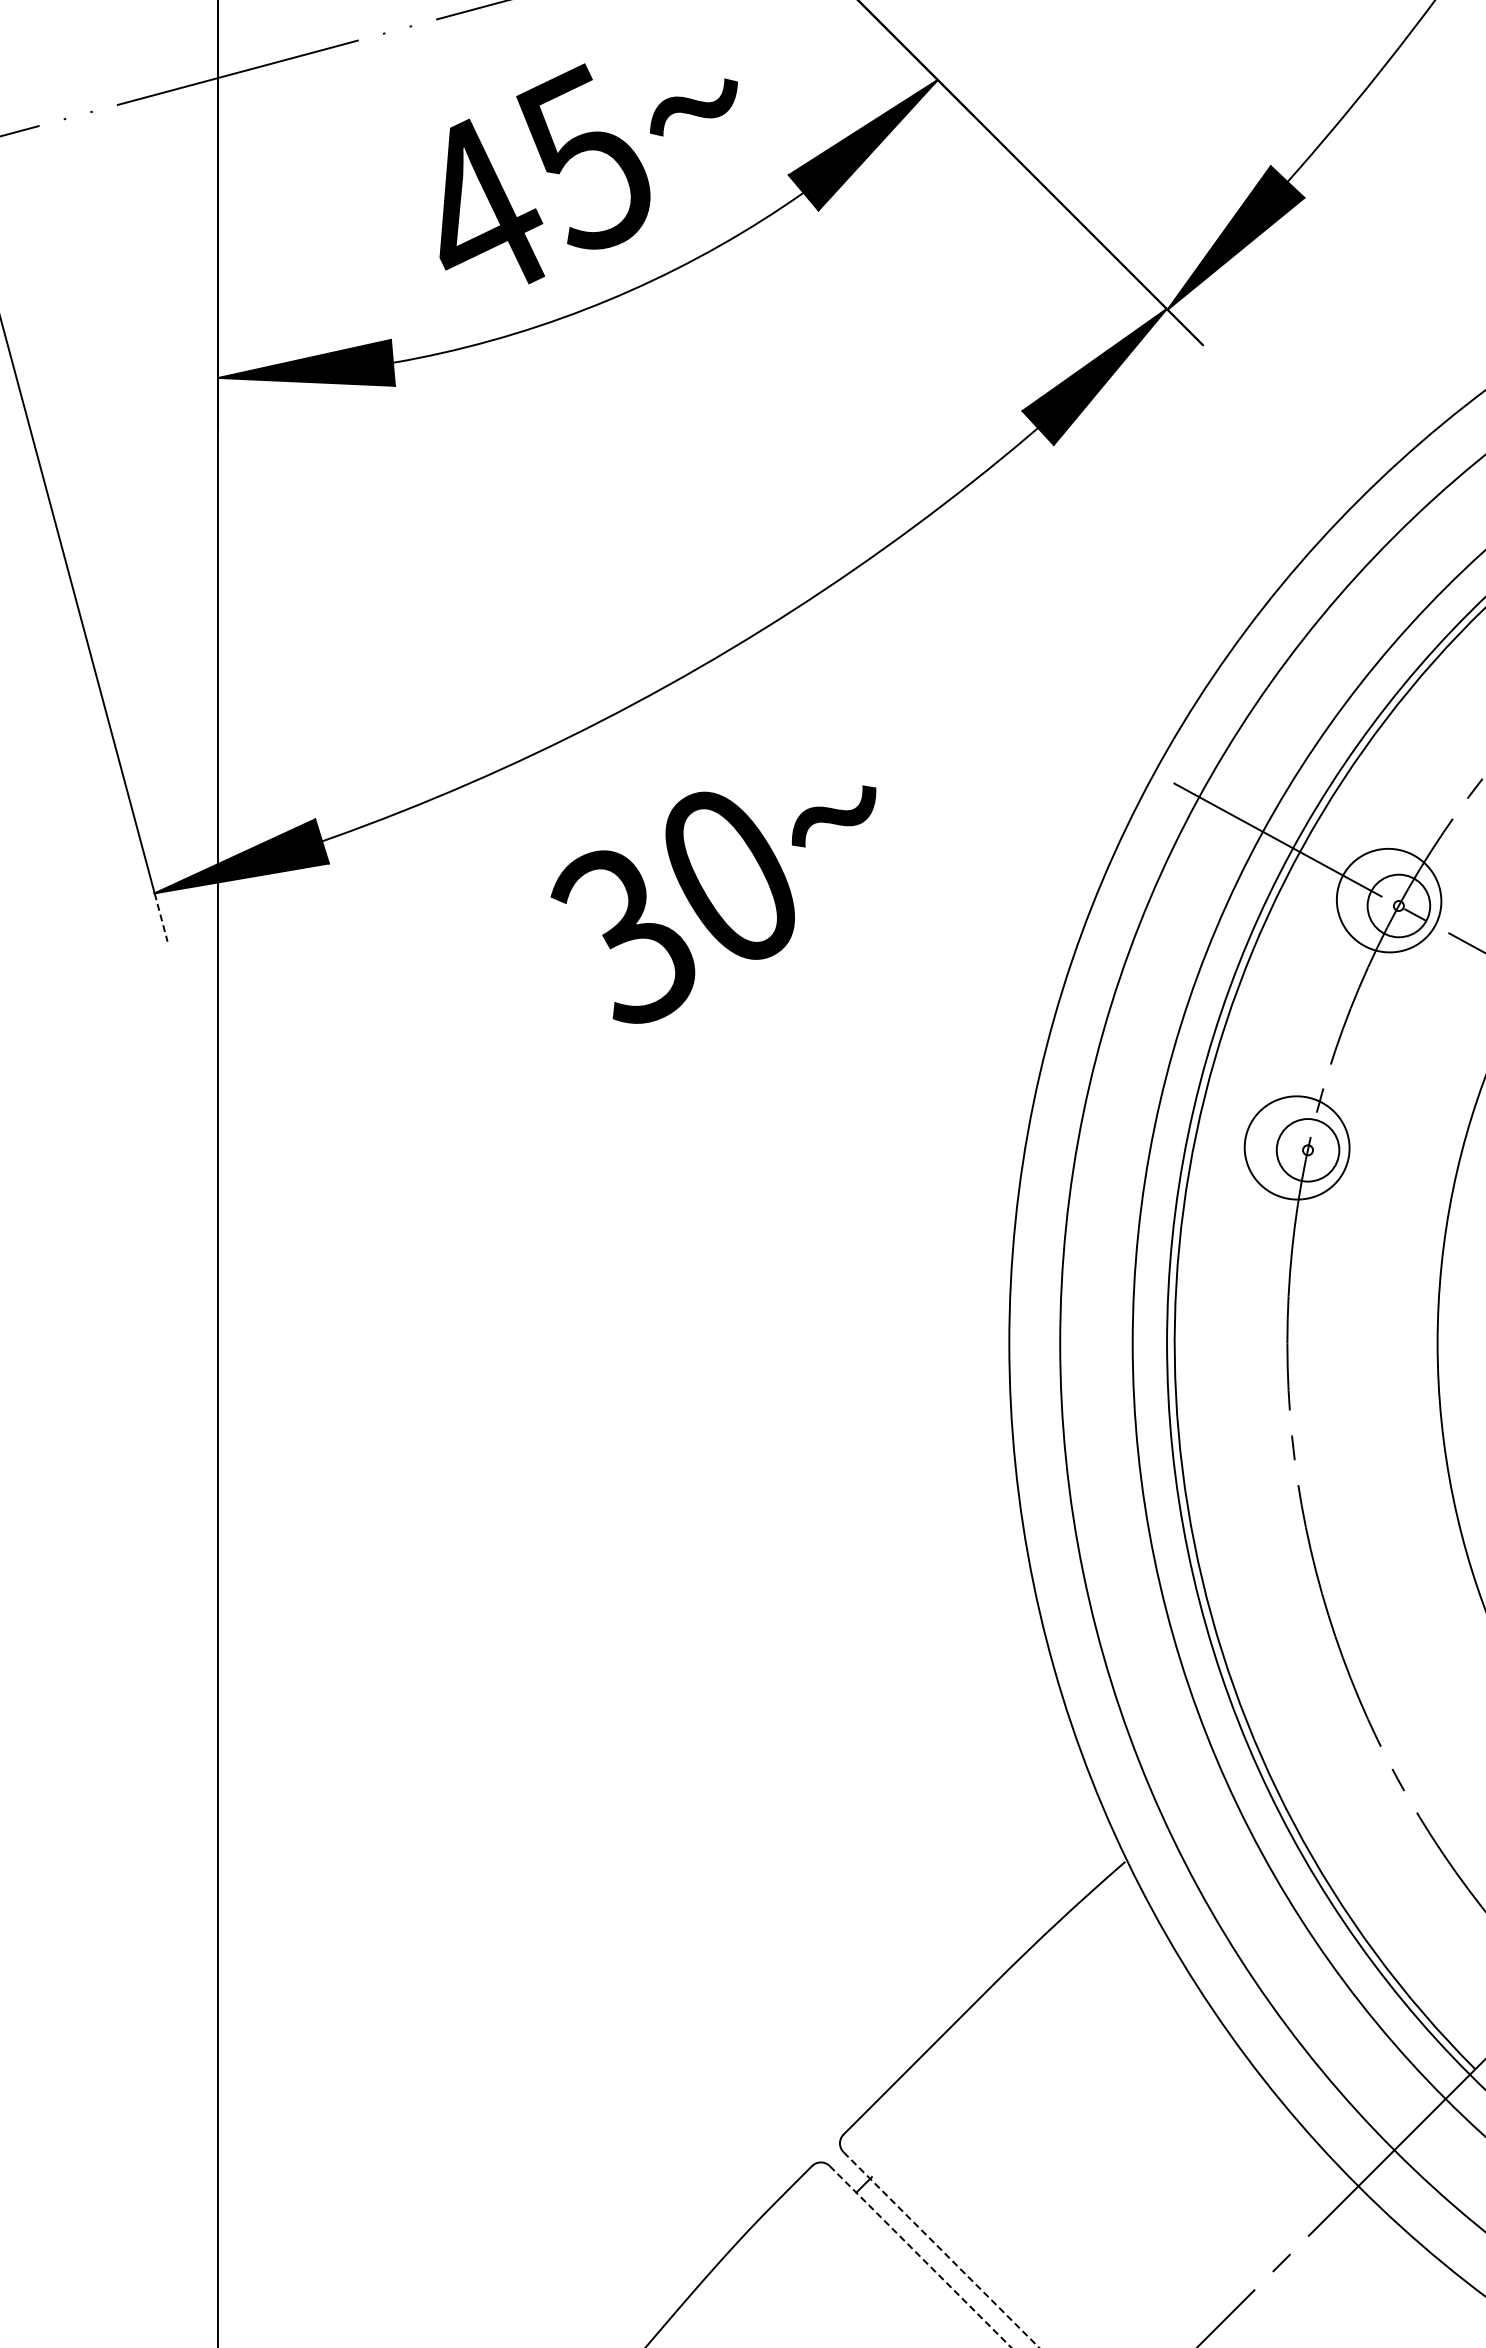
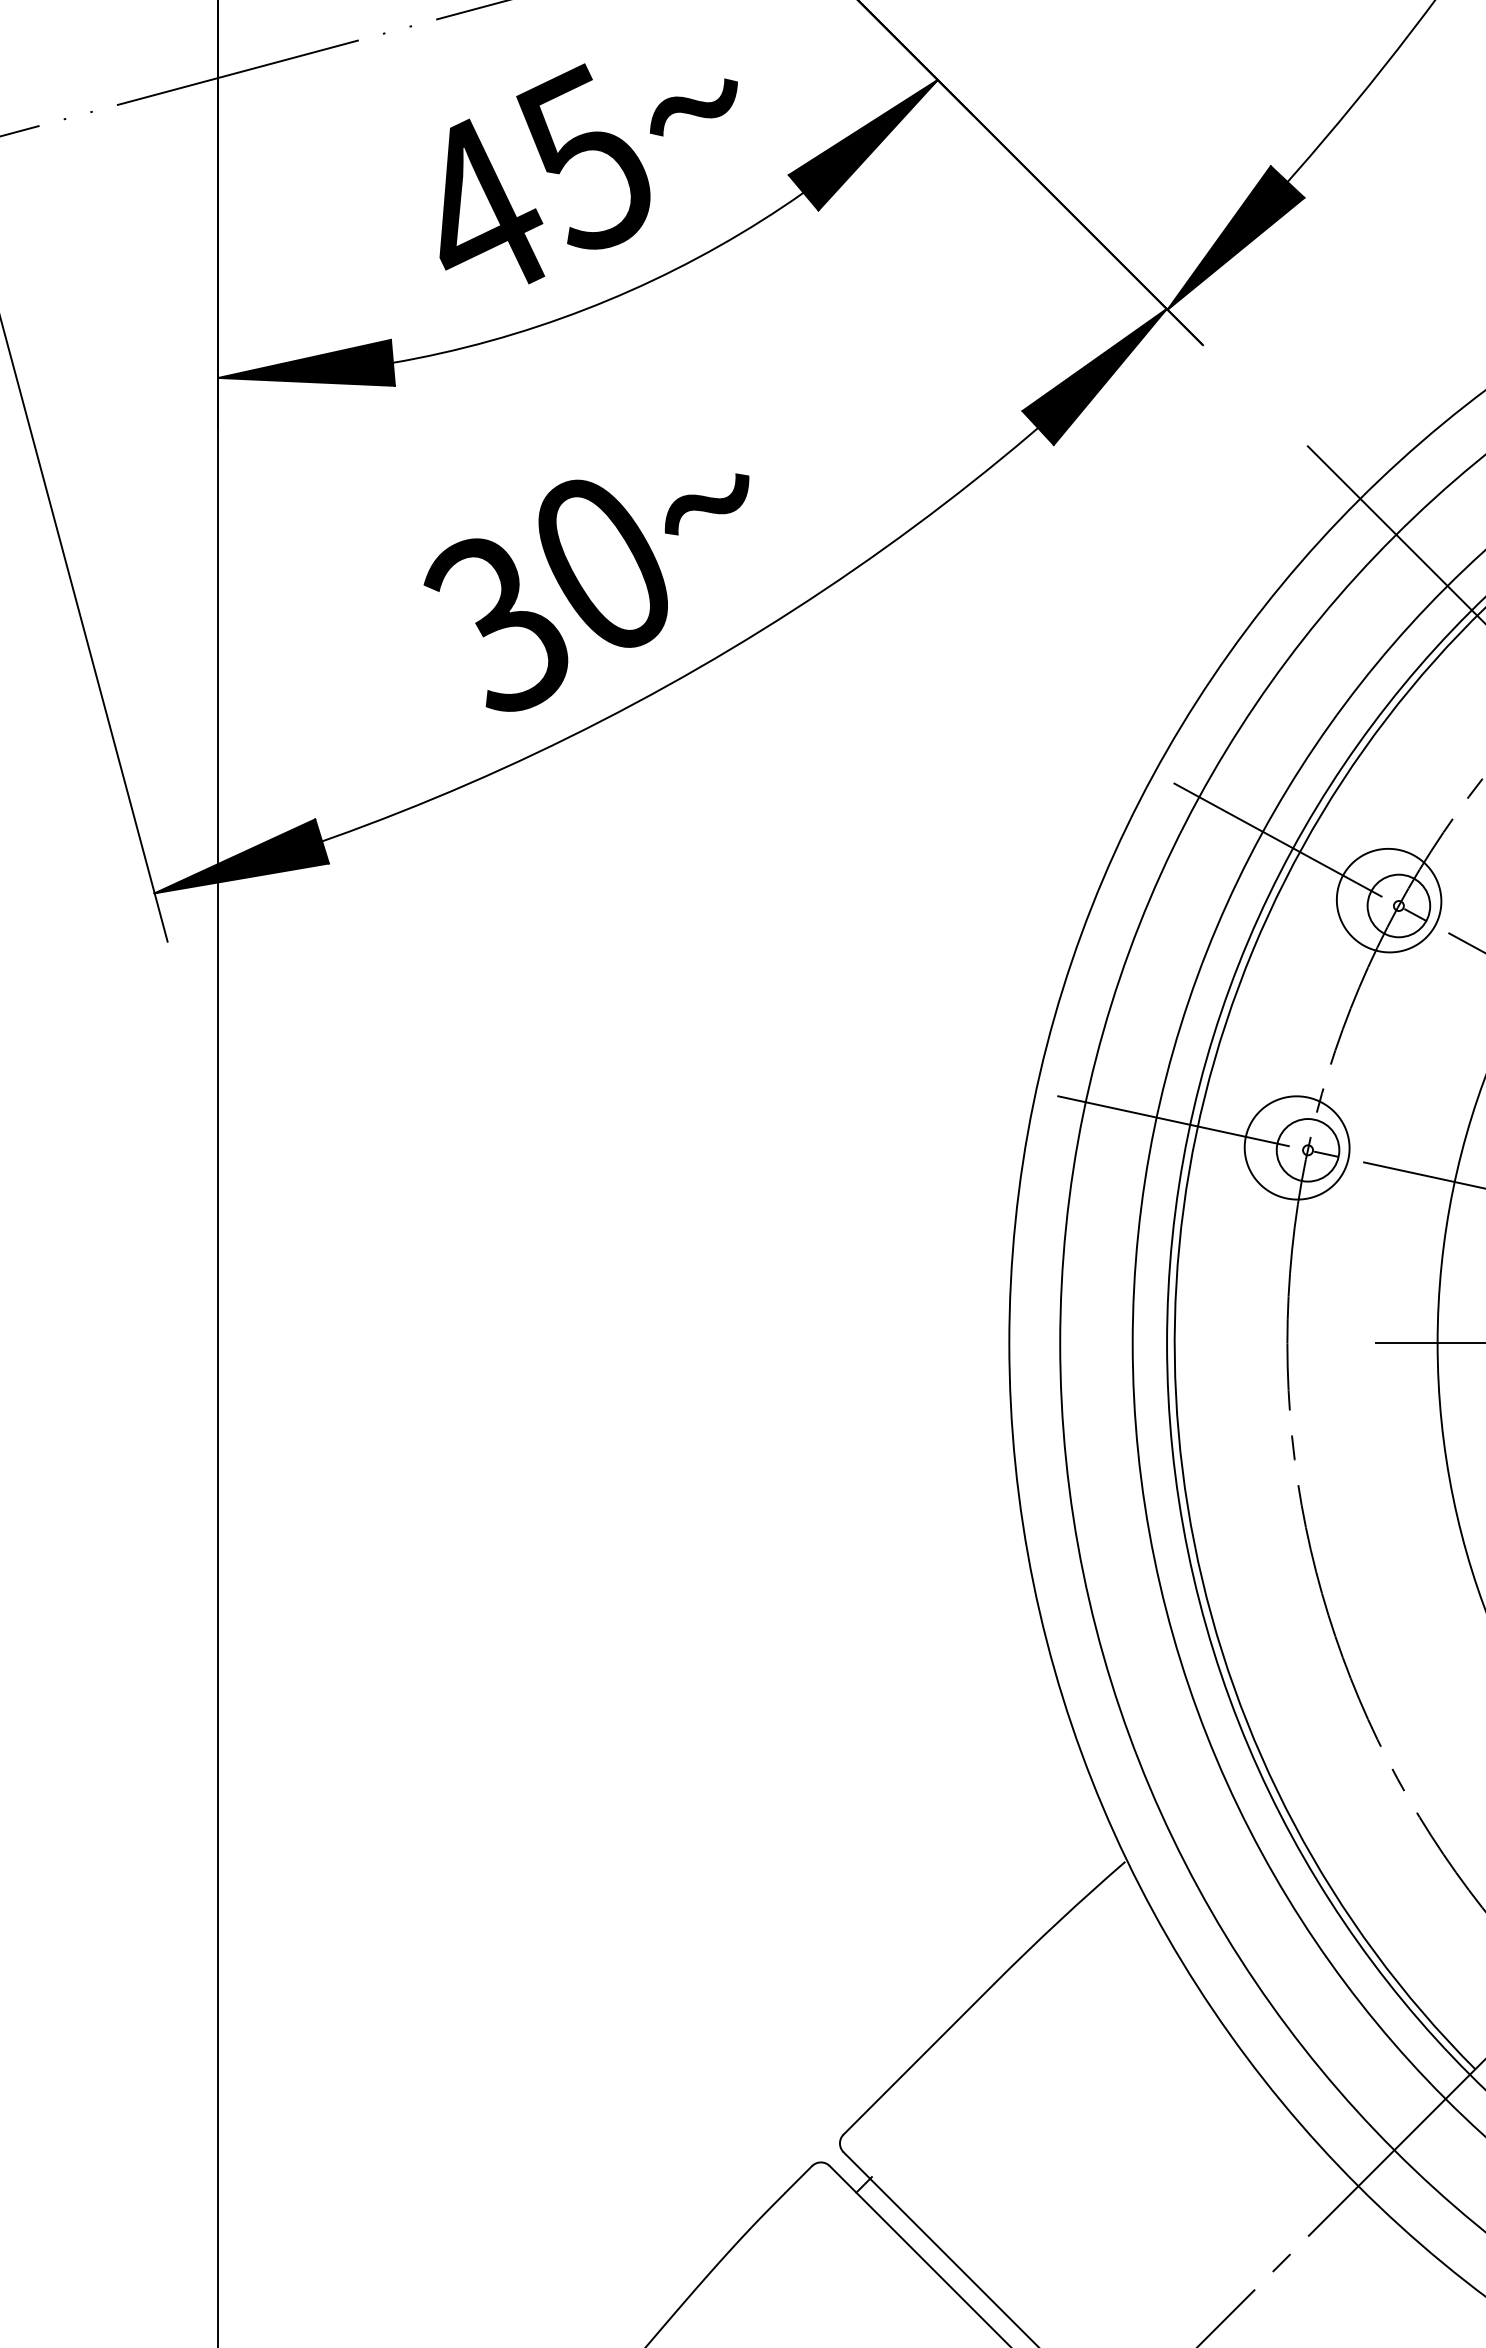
line: none -> present (1394, 533)
text position: (713, 904) -> (586, 592) (586, 592)
line: dashed -> solid (161, 917)
line: none -> present (1269, 1142)
line: none -> present (1428, 1343)
line: dashed -> solid (941, 2249)
line: dashed -> solid (920, 2257)
